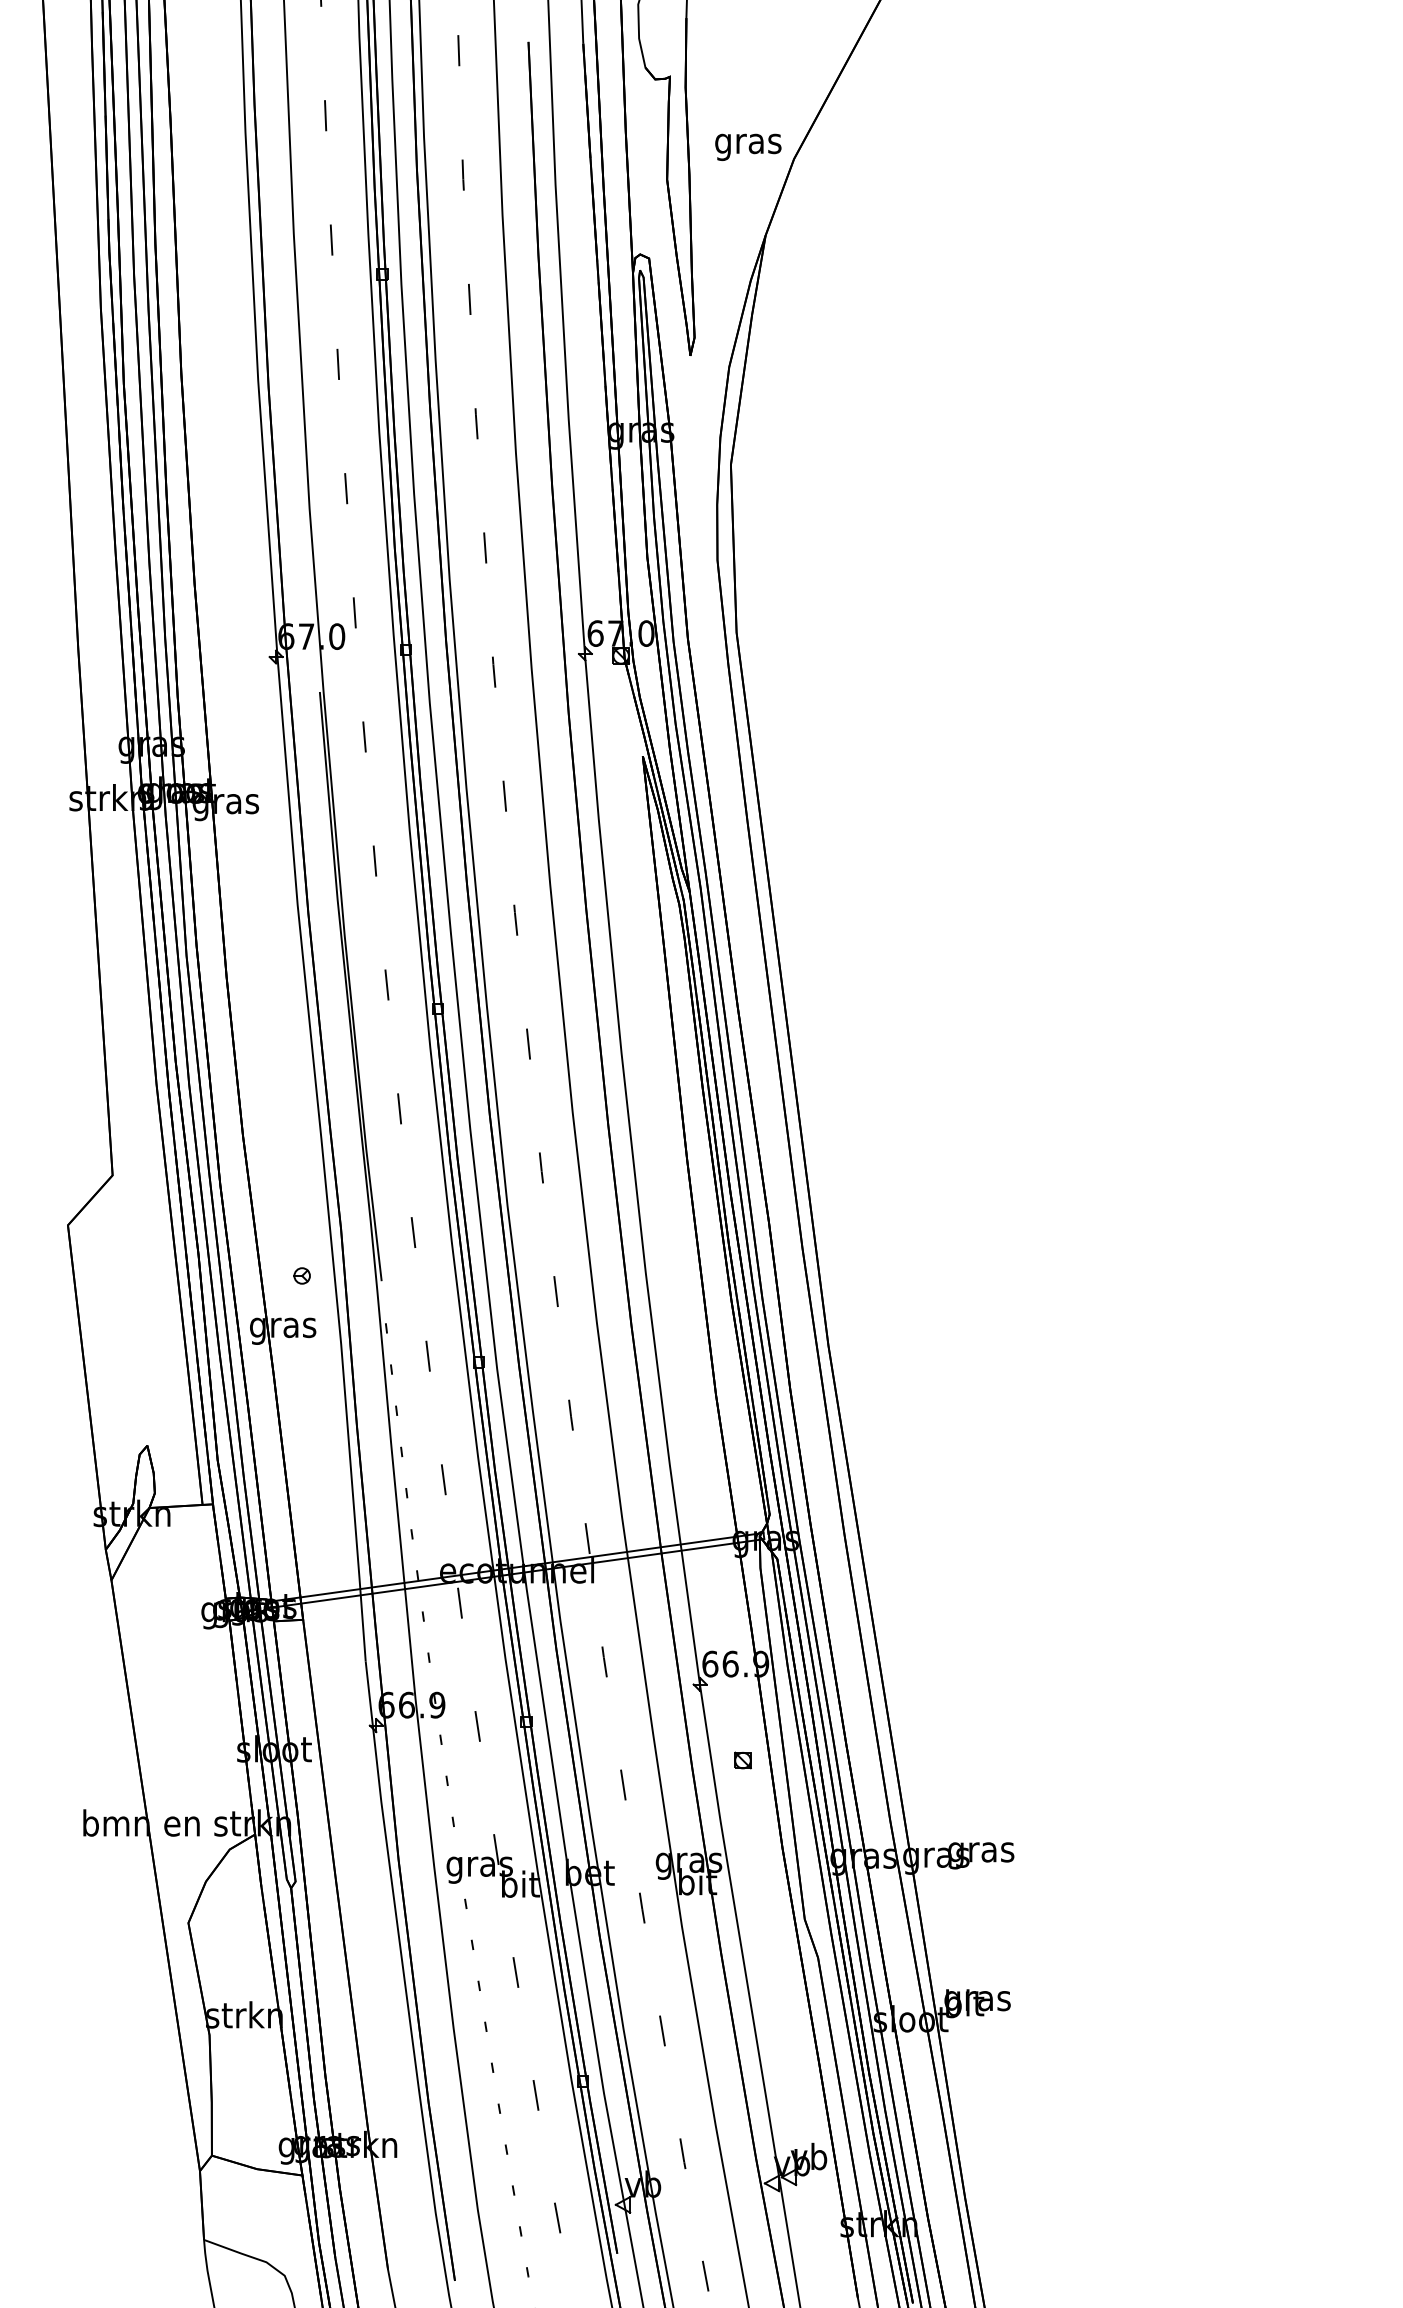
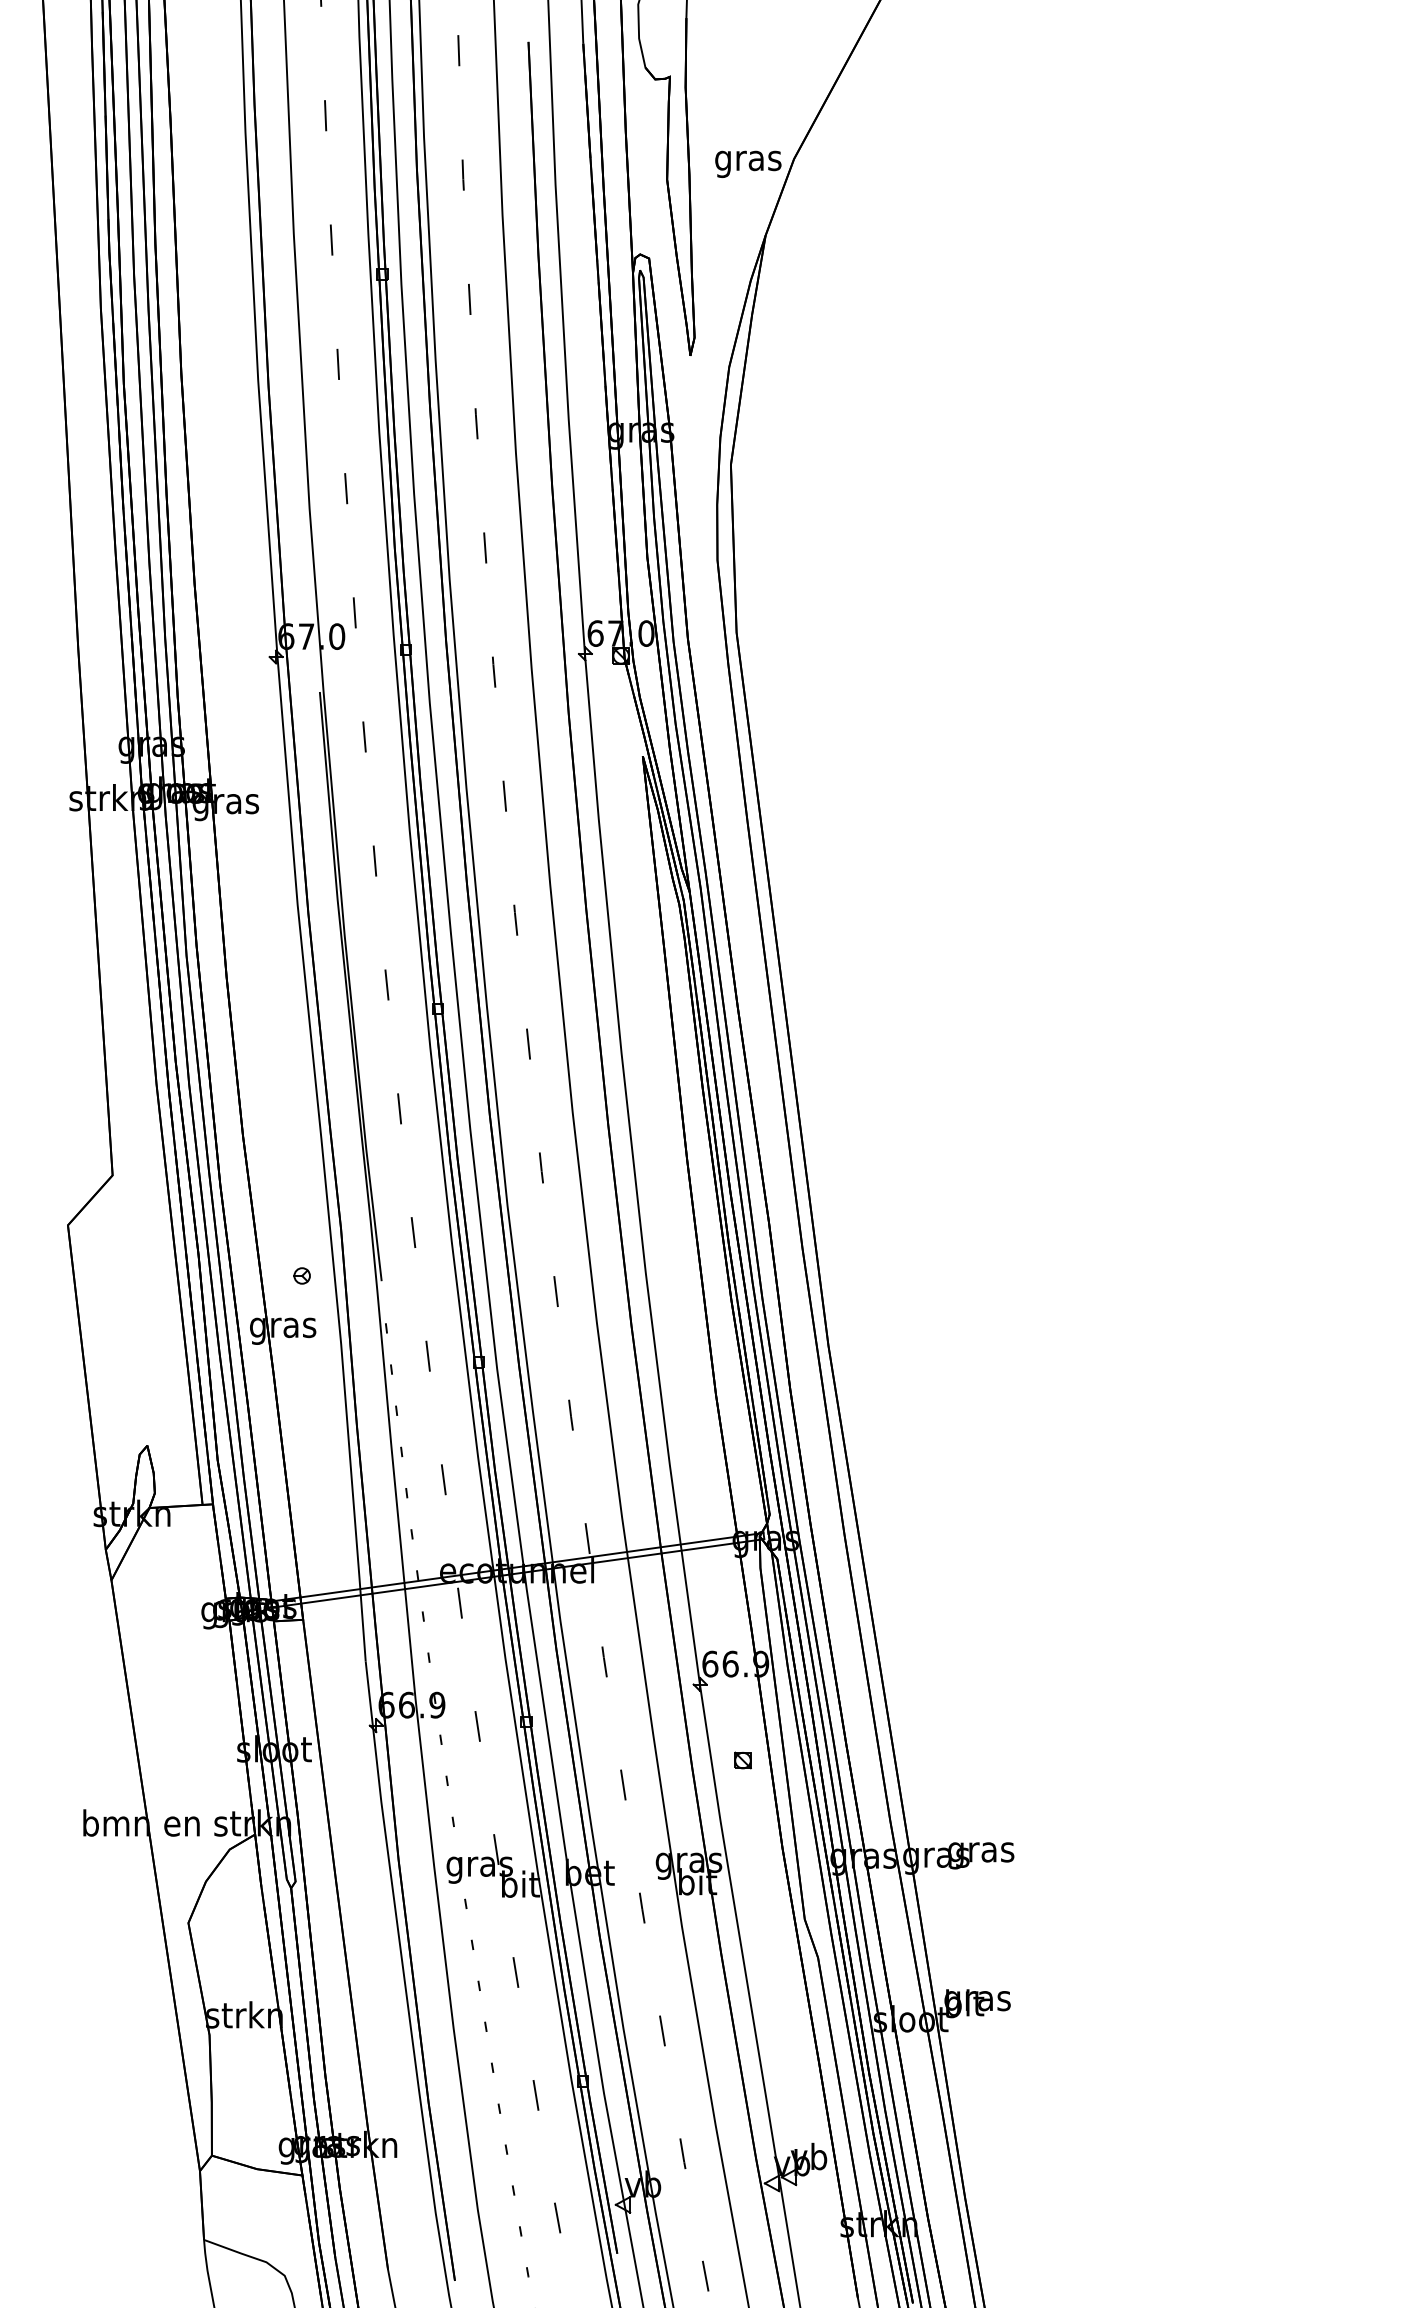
text position: (748, 146) -> (748, 163) (748, 163)
